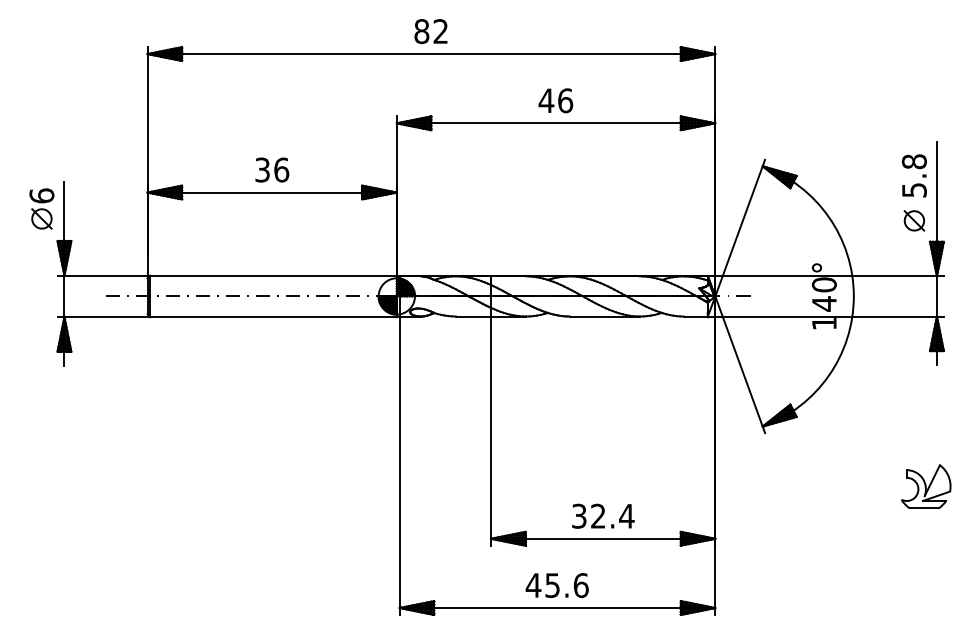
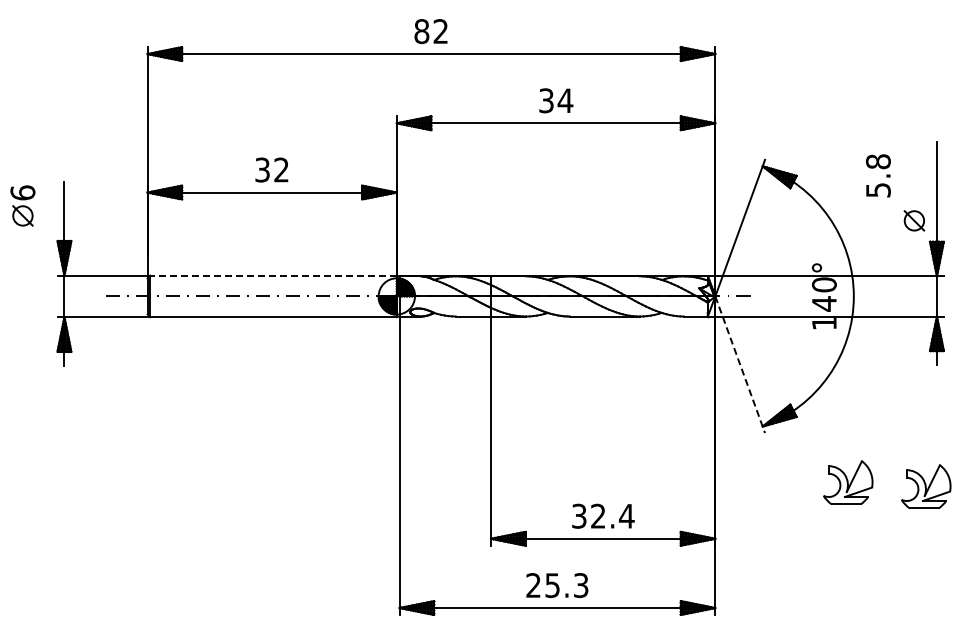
text: 46 -> 34 (555, 100)
text: 36 -> 32 (281, 169)
text position: (914, 175) -> (878, 175) (878, 175)
part position: (41, 208) -> (22, 205) (22, 205)
line: solid -> dashed (273, 275)
line: solid -> dashed (740, 364)
part: none -> present (848, 482)
text: 45.6 -> 25.3 (556, 585)
